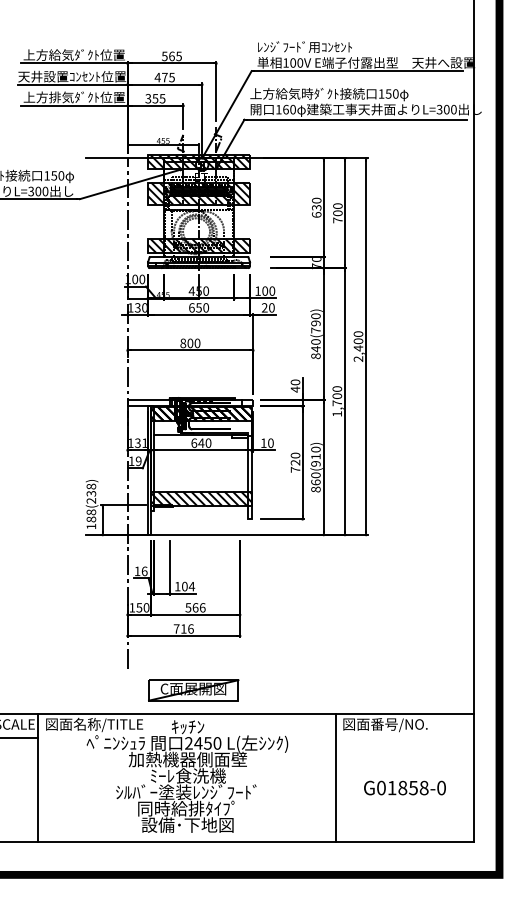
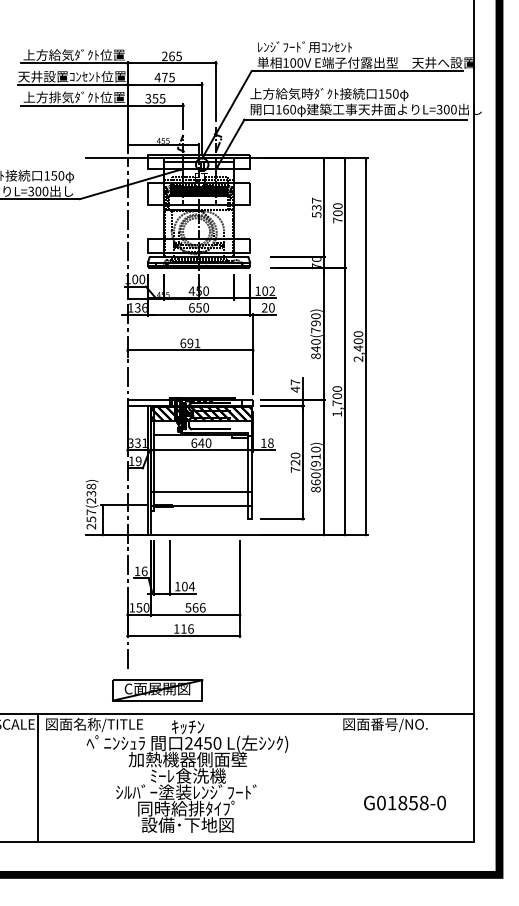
text: 565 -> 265 (164, 56)
hatch: present -> none (199, 162)
hatch: present -> none (199, 193)
text: 630 -> 537 (316, 207)
hatch: present -> none (199, 246)
text: 100 -> 102 (272, 290)
text: 130 -> 136 (144, 307)
text: 800 -> 691 (190, 343)
text: 40 -> 47 (295, 382)
text: 131 -> 331 (131, 442)
text: 10 -> 18 (270, 443)
hatch: present -> none (201, 498)
text: 188(238) -> 257(238) (91, 519)
text: 716 -> 116 (176, 628)
part position: (193, 690) -> (157, 690) (157, 690)
line: present -> none (19, 737)
line: present -> none (335, 777)
text position: (404, 787) -> (404, 802) (404, 802)
